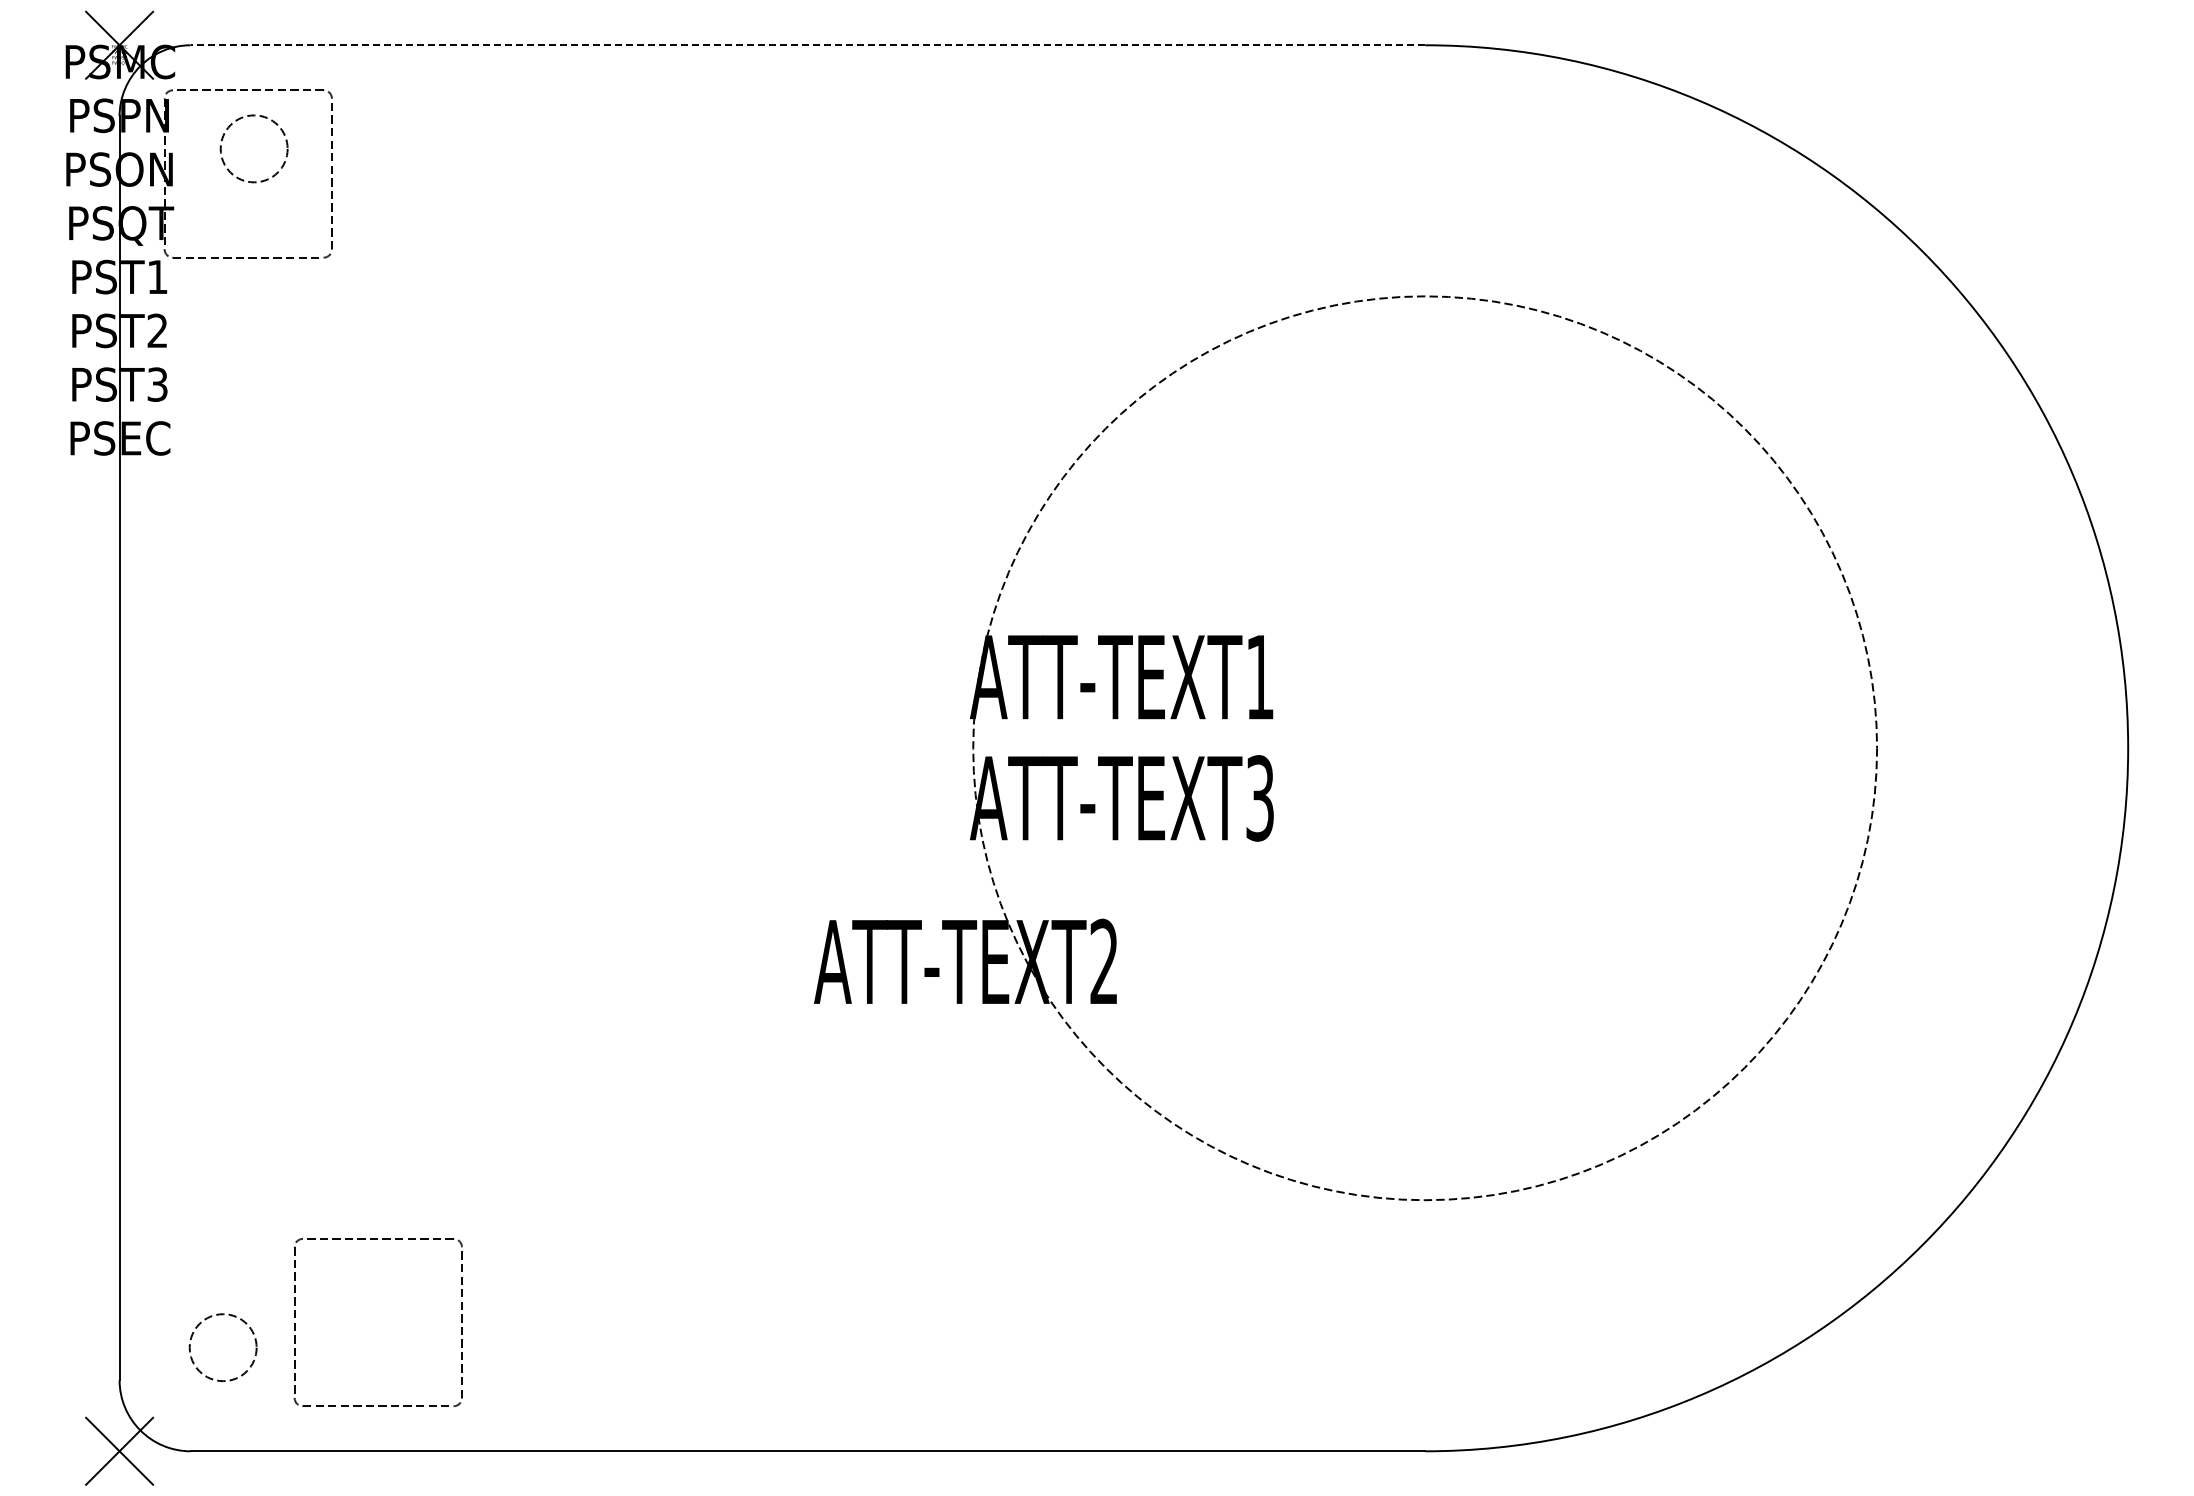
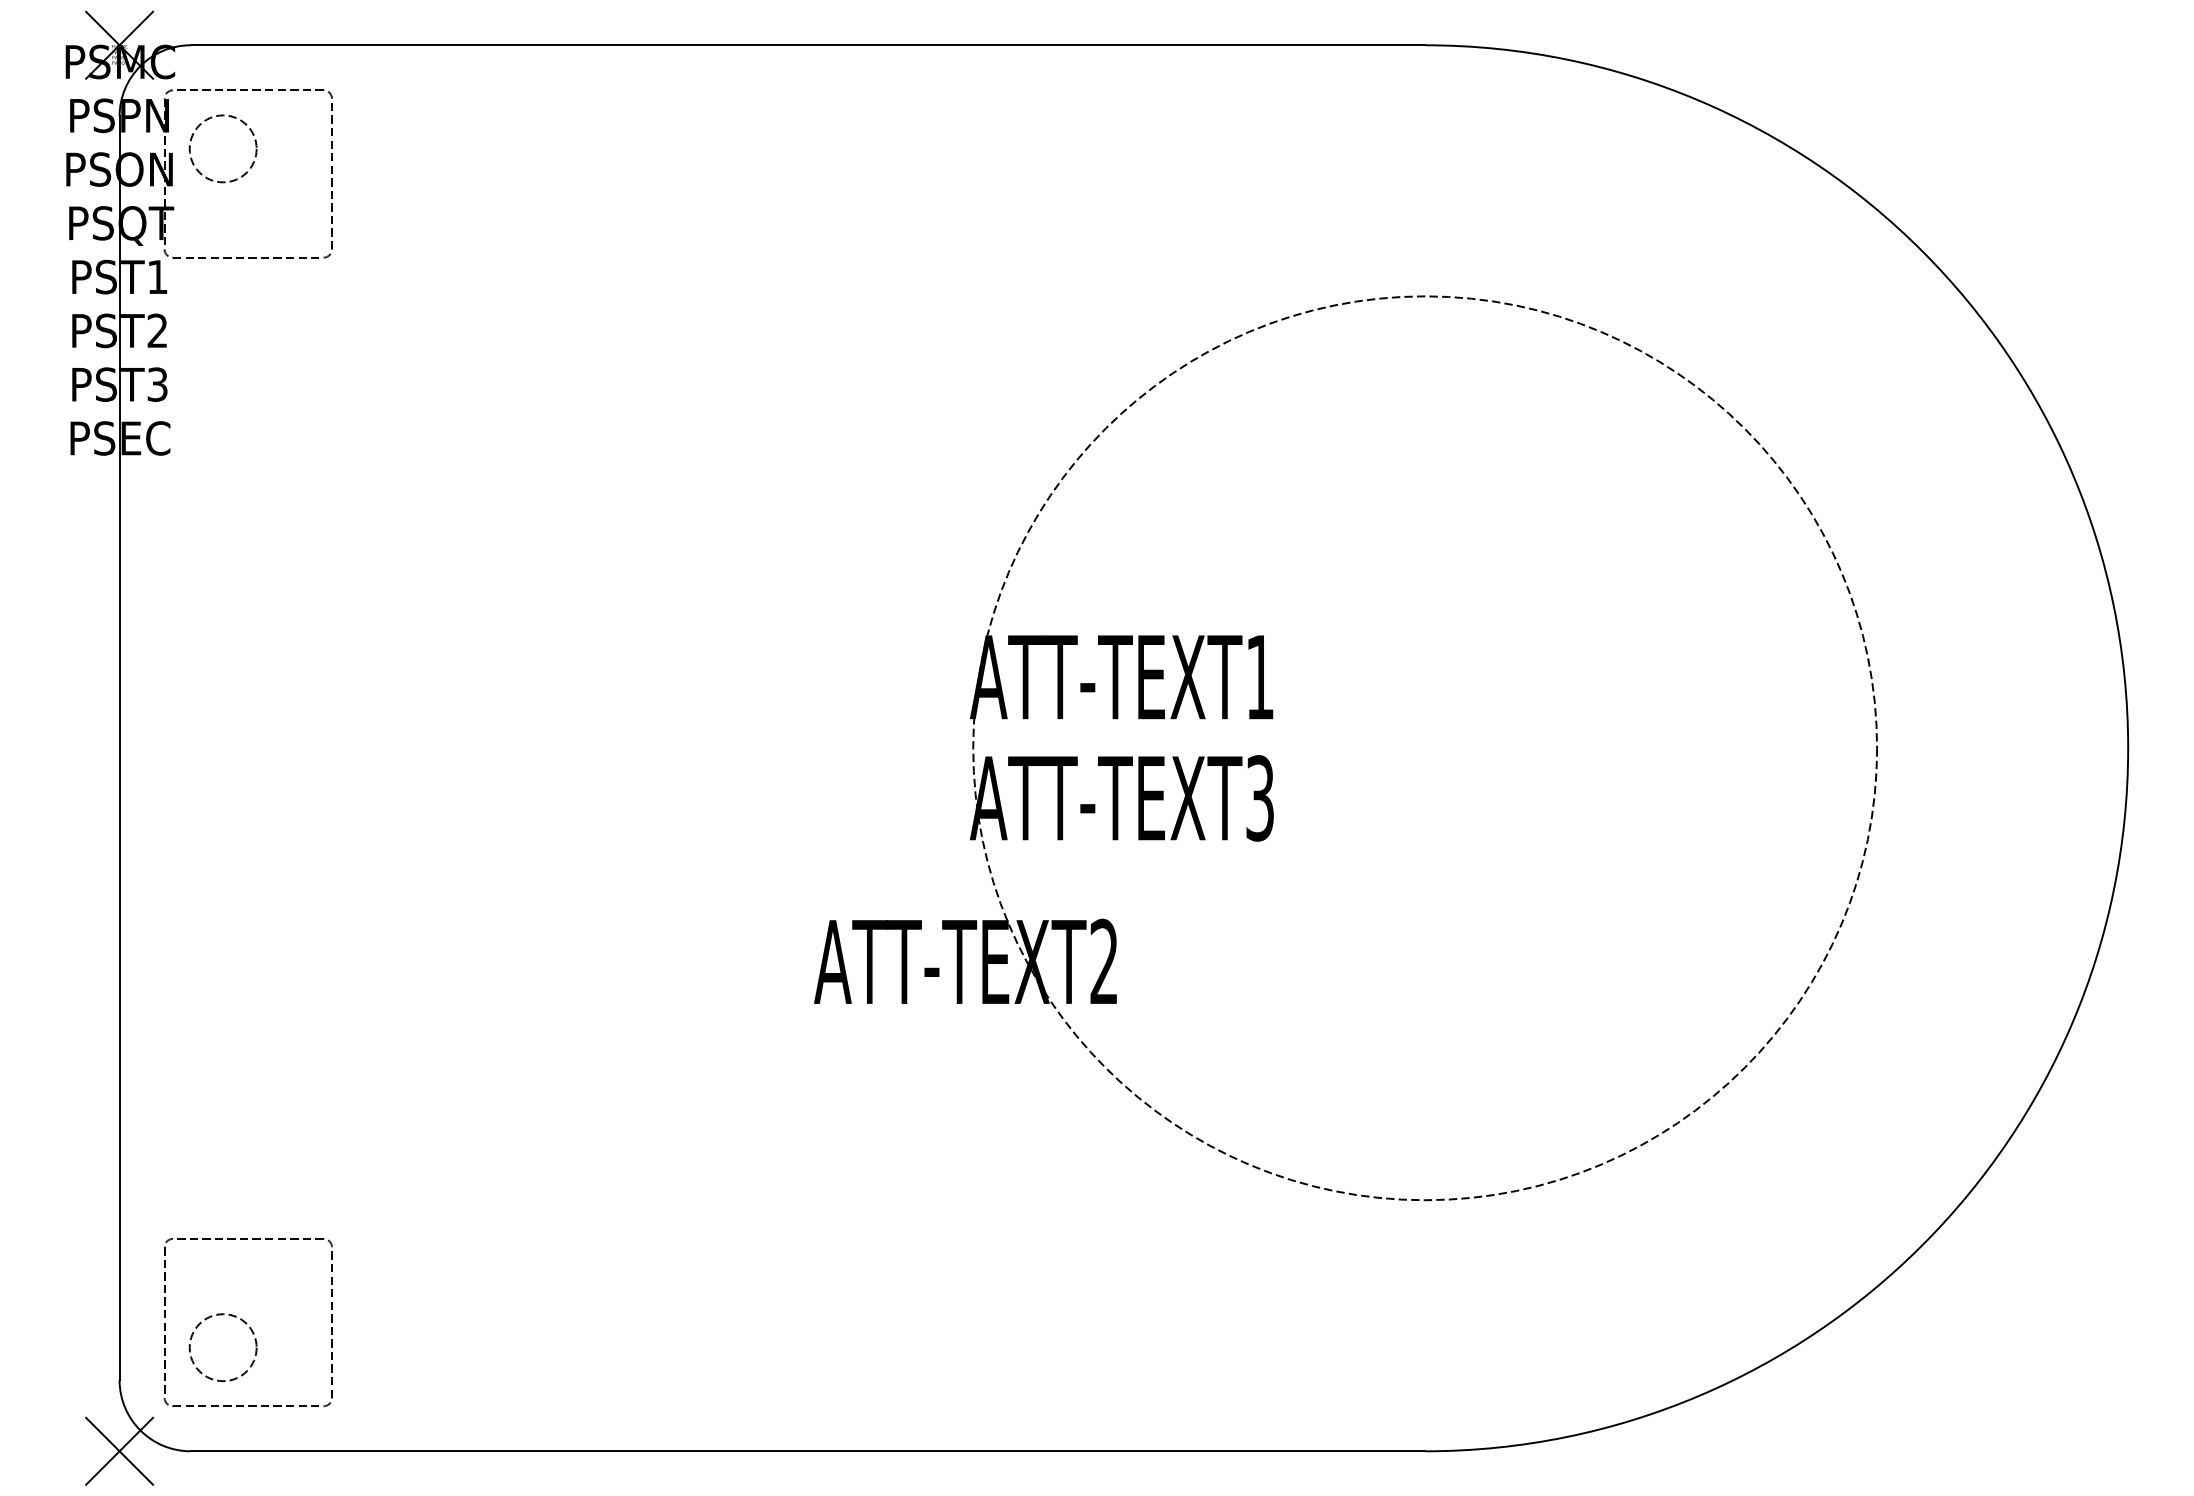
line: dashed -> solid (807, 45)
circle position: (253, 148) -> (222, 148) (222, 148)
part position: (295, 1323) -> (165, 1323) (165, 1323)
